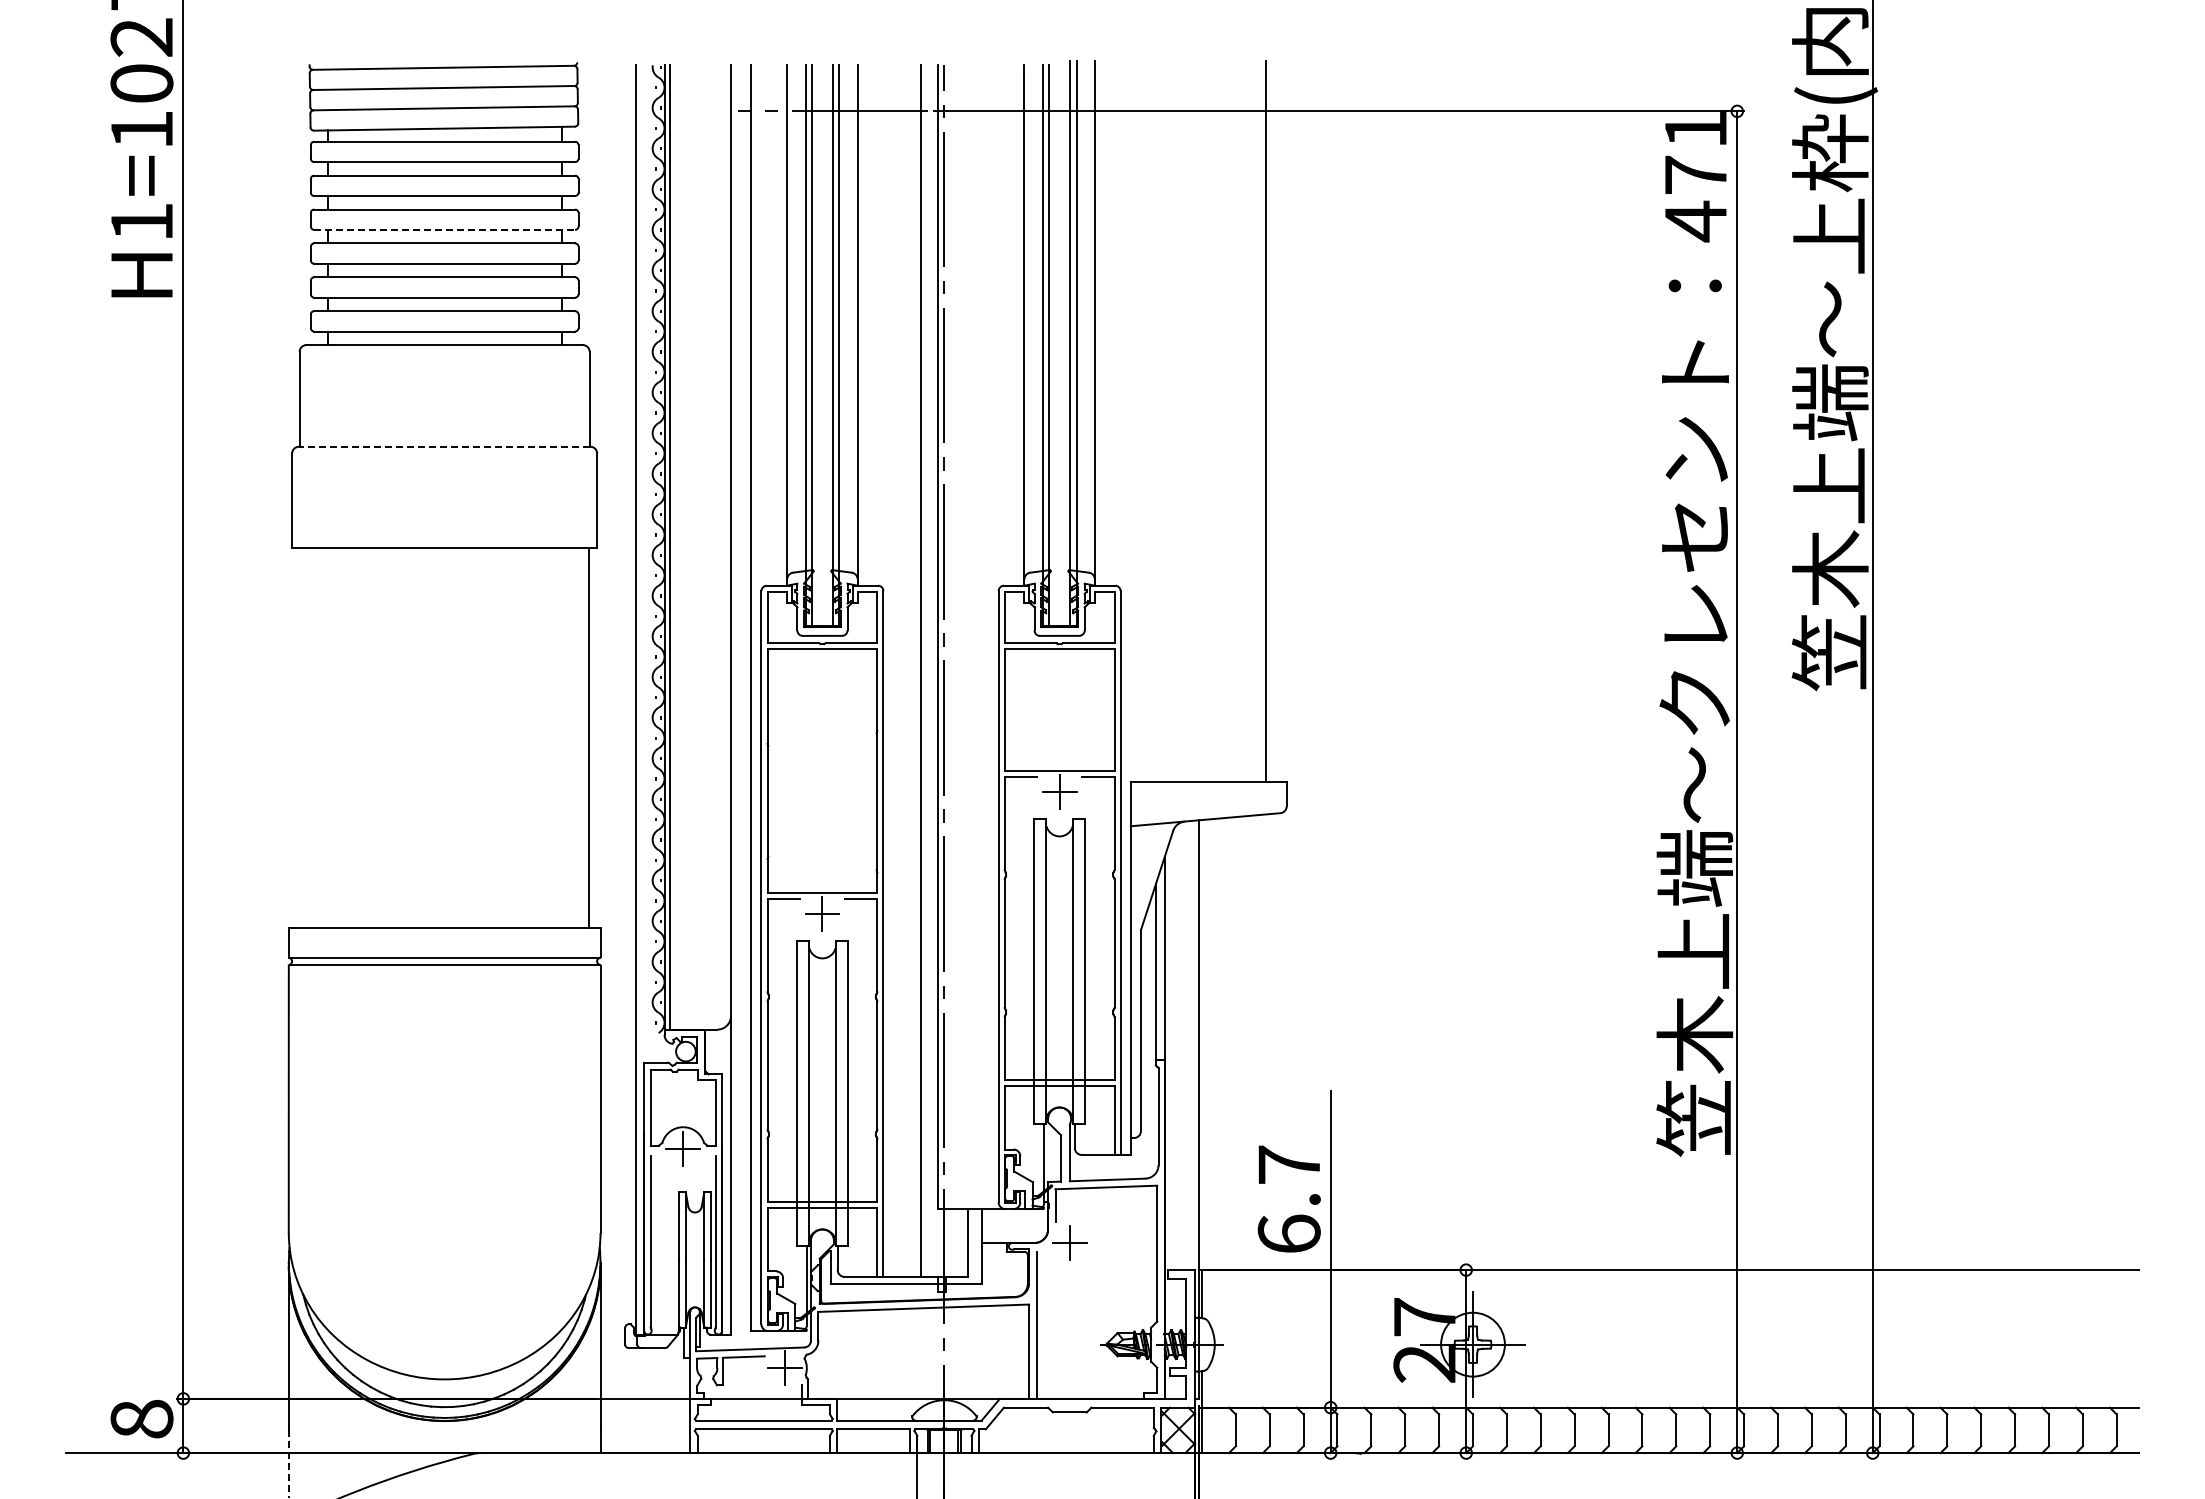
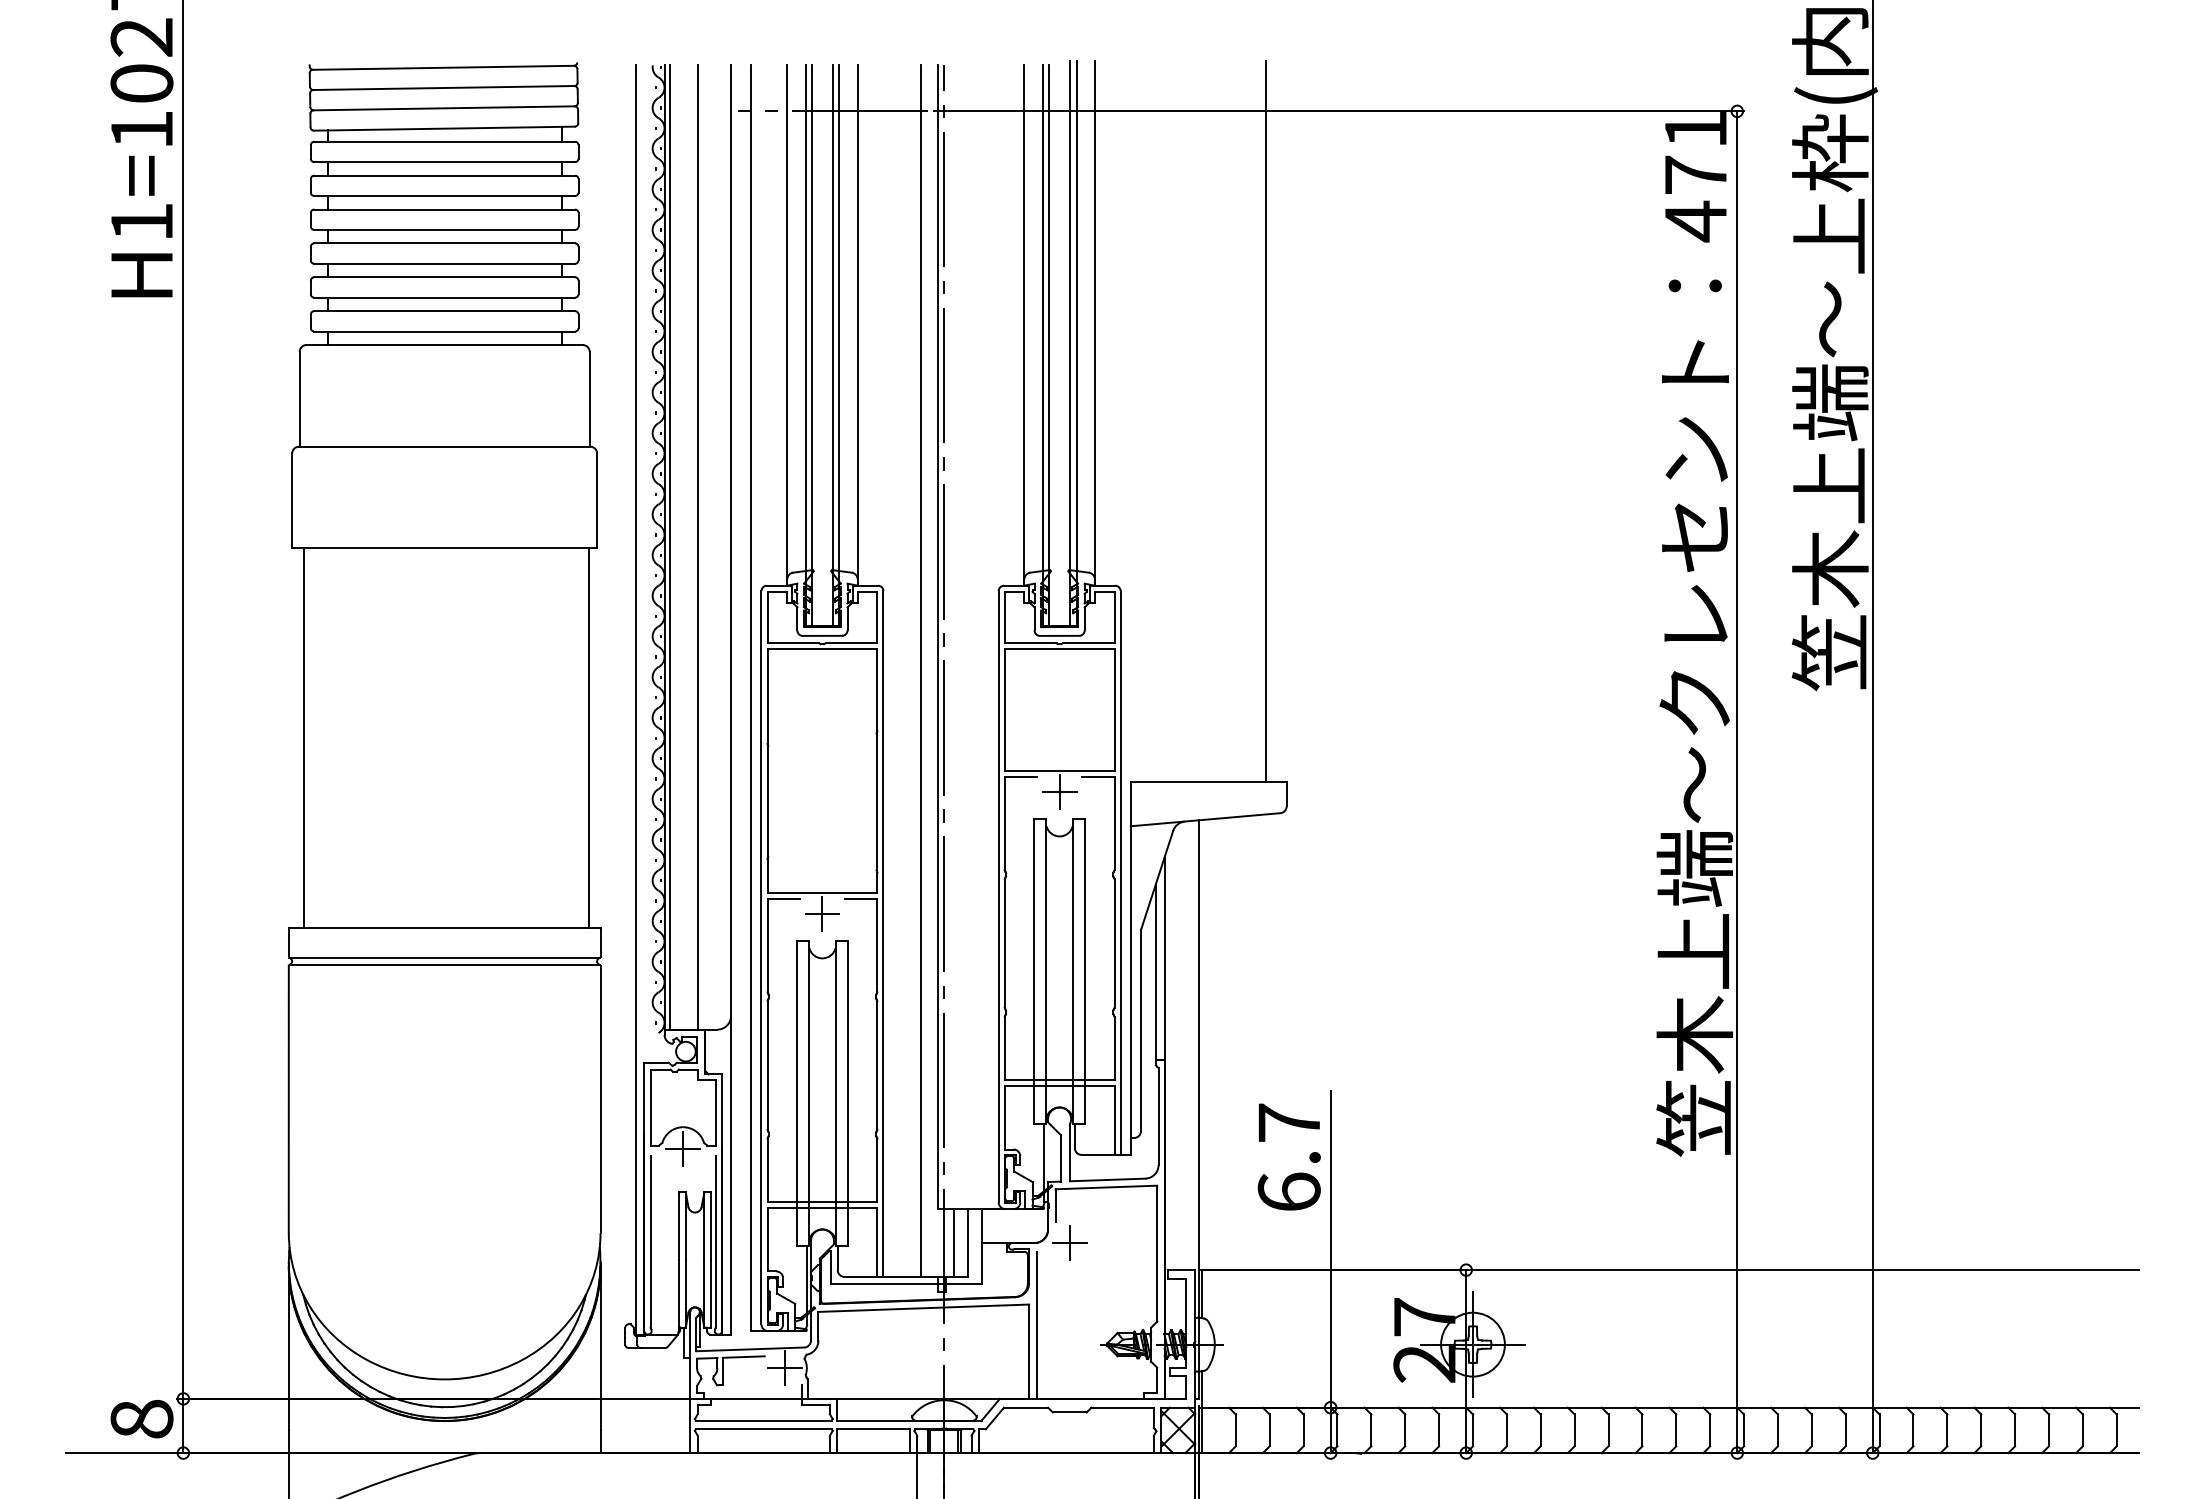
line: dashed -> solid (445, 229)
line: dashed -> solid (444, 446)
line: none -> present (698, 547)
line: none -> present (303, 737)
text position: (1288, 1198) -> (1288, 1156) (1288, 1156)
line: none -> present (953, 1242)
line: dashed -> solid (288, 1463)
